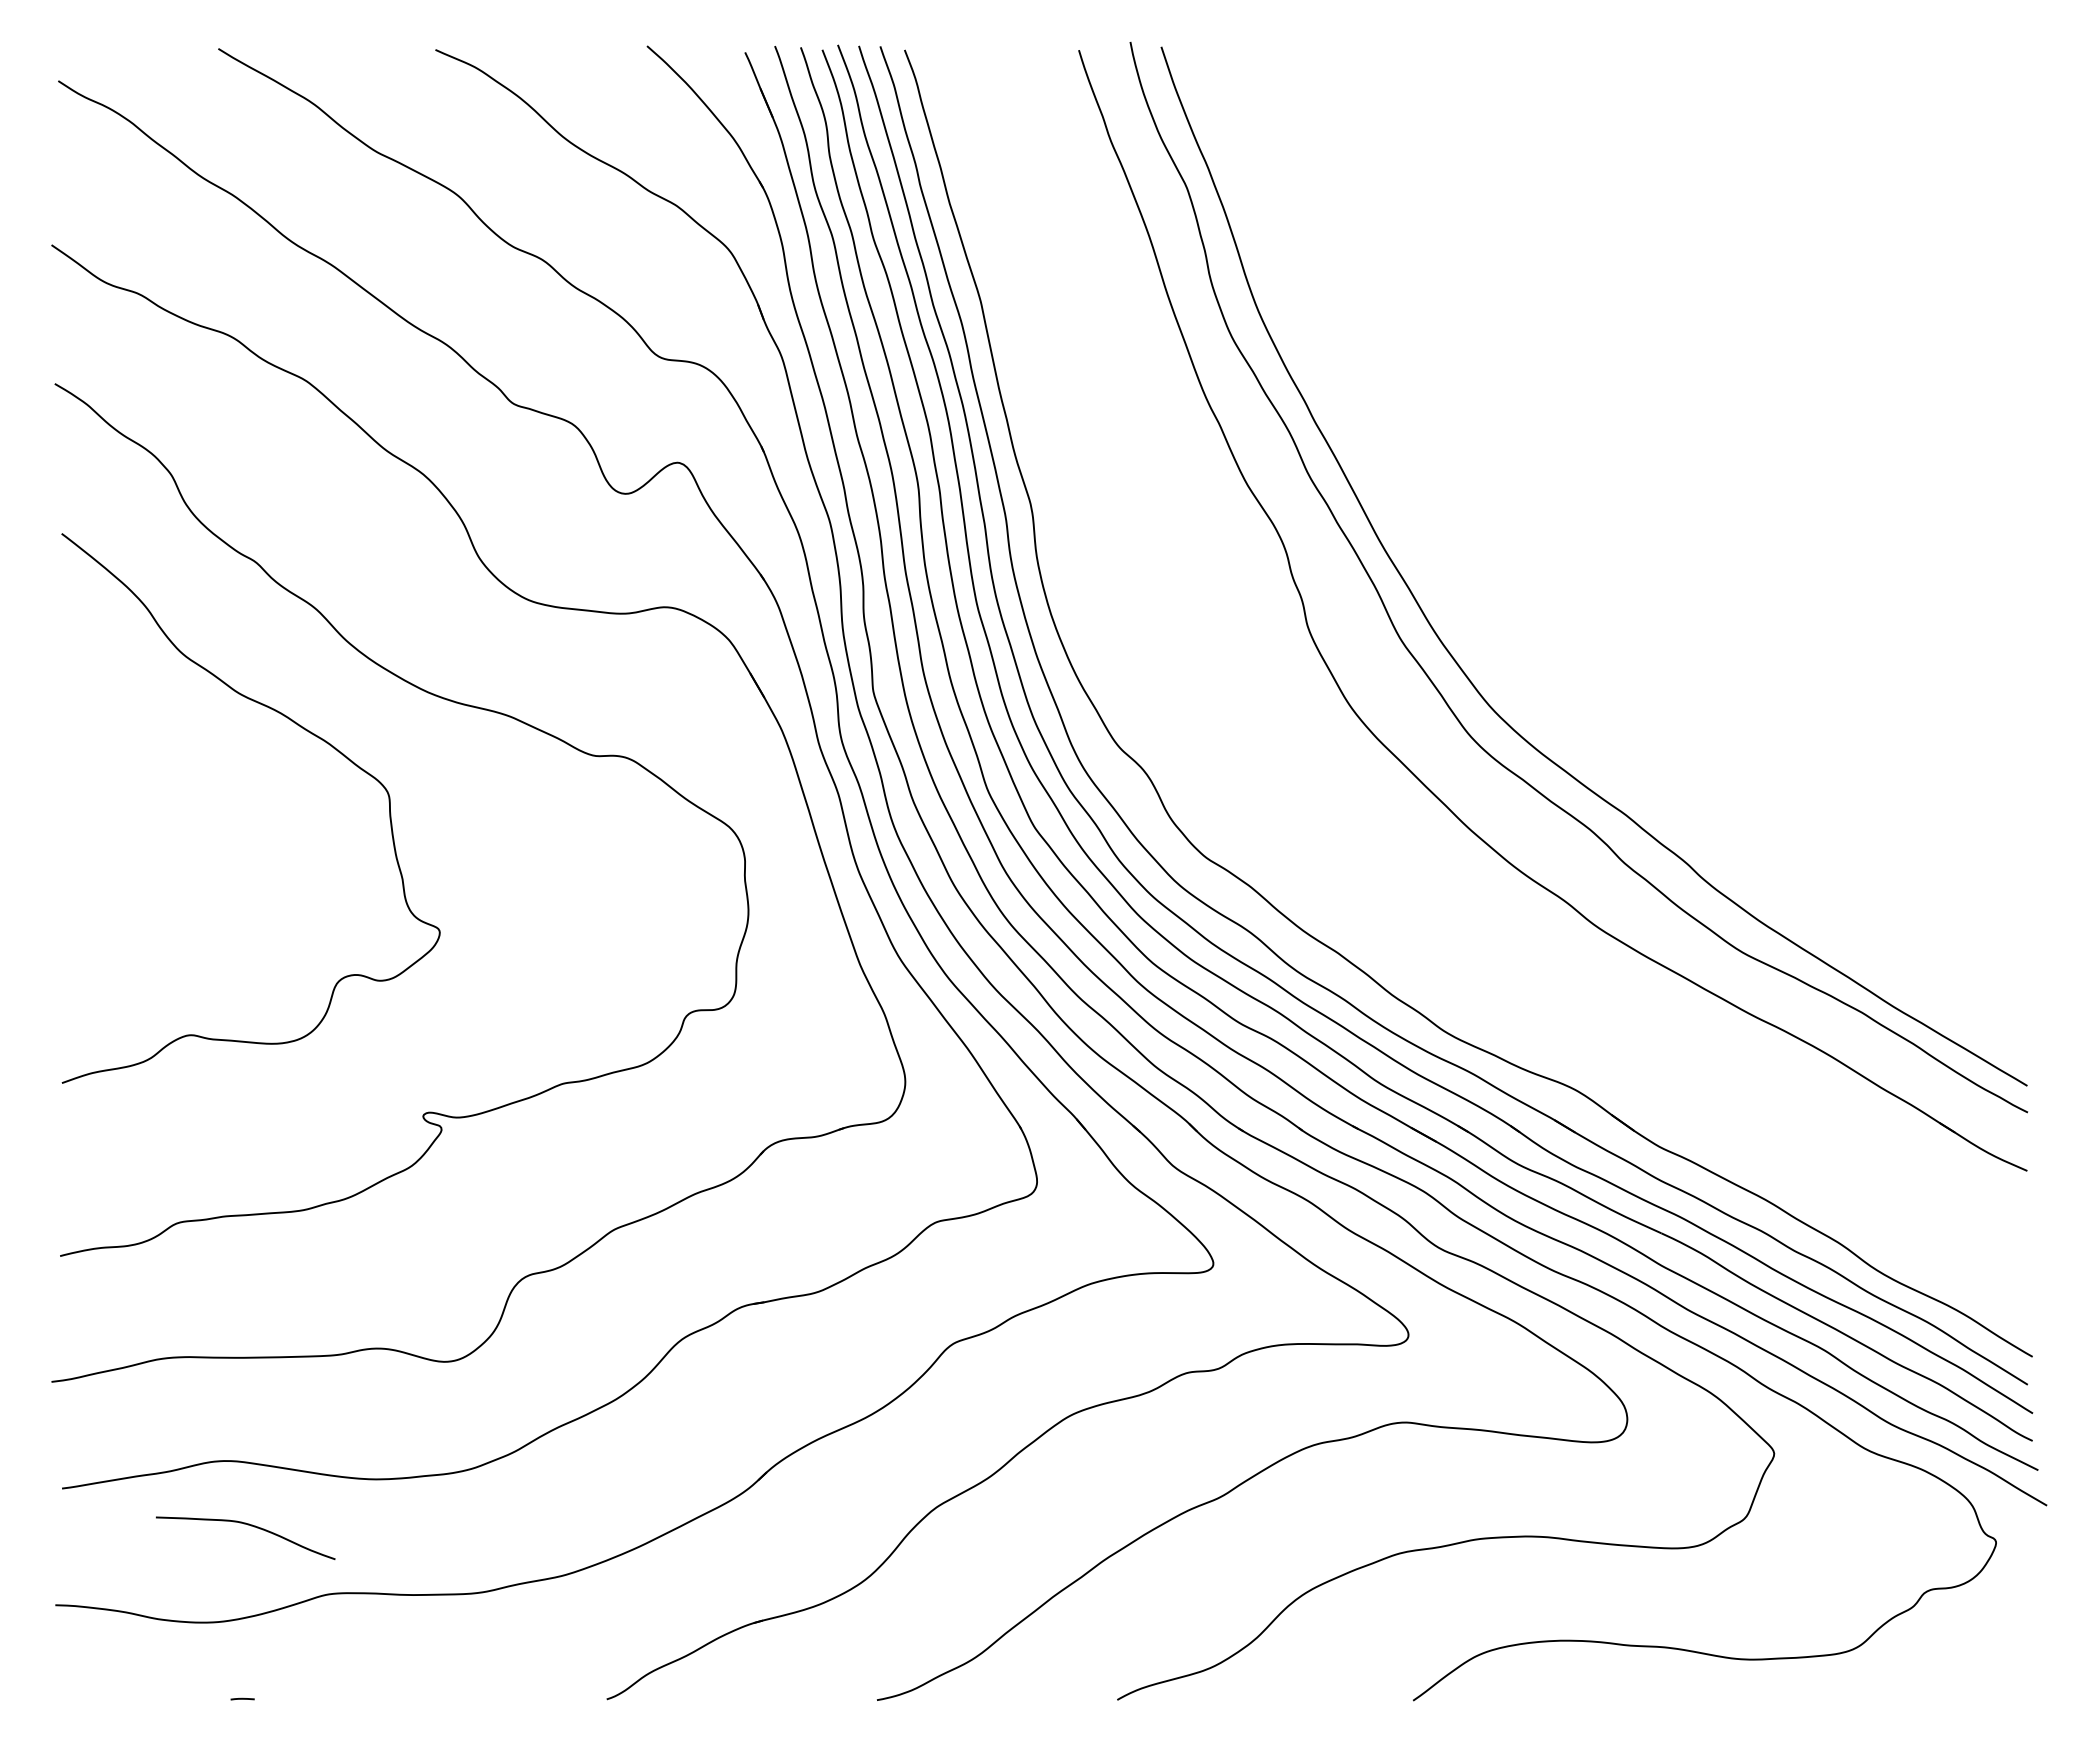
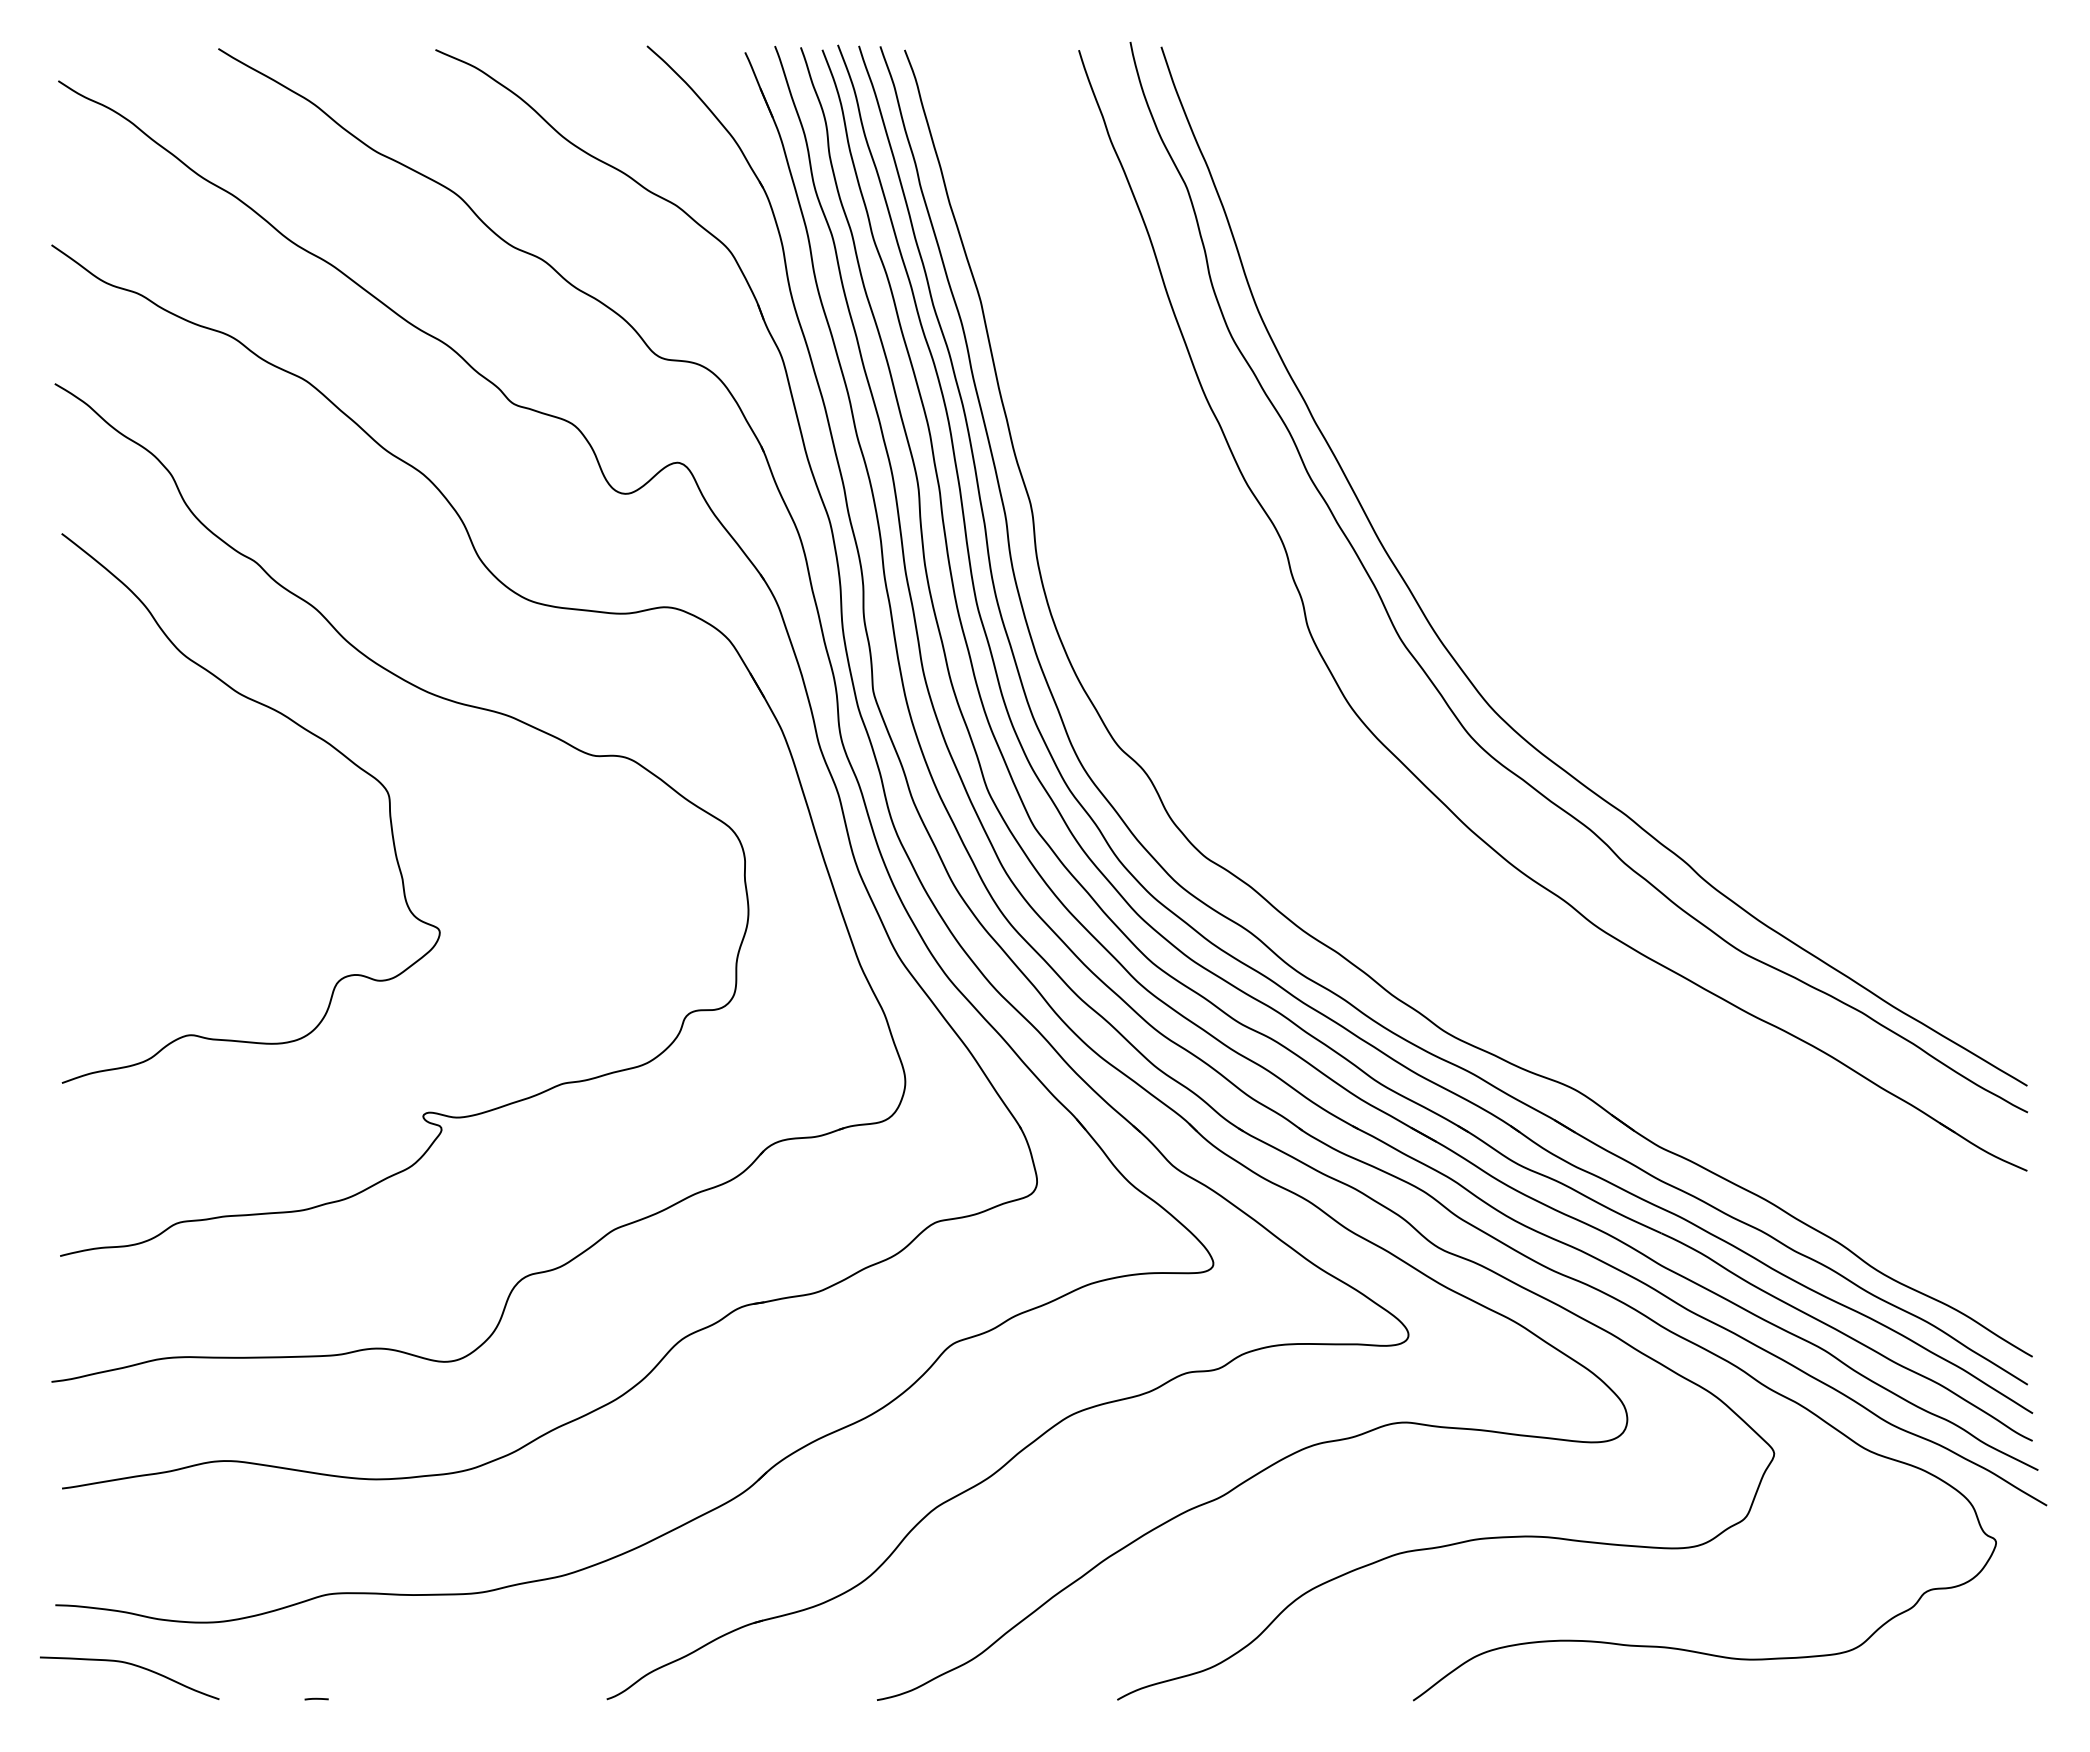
curve position: (247, 1525) -> (131, 1665) (131, 1665)
line position: (242, 1698) -> (316, 1698) (316, 1698)
